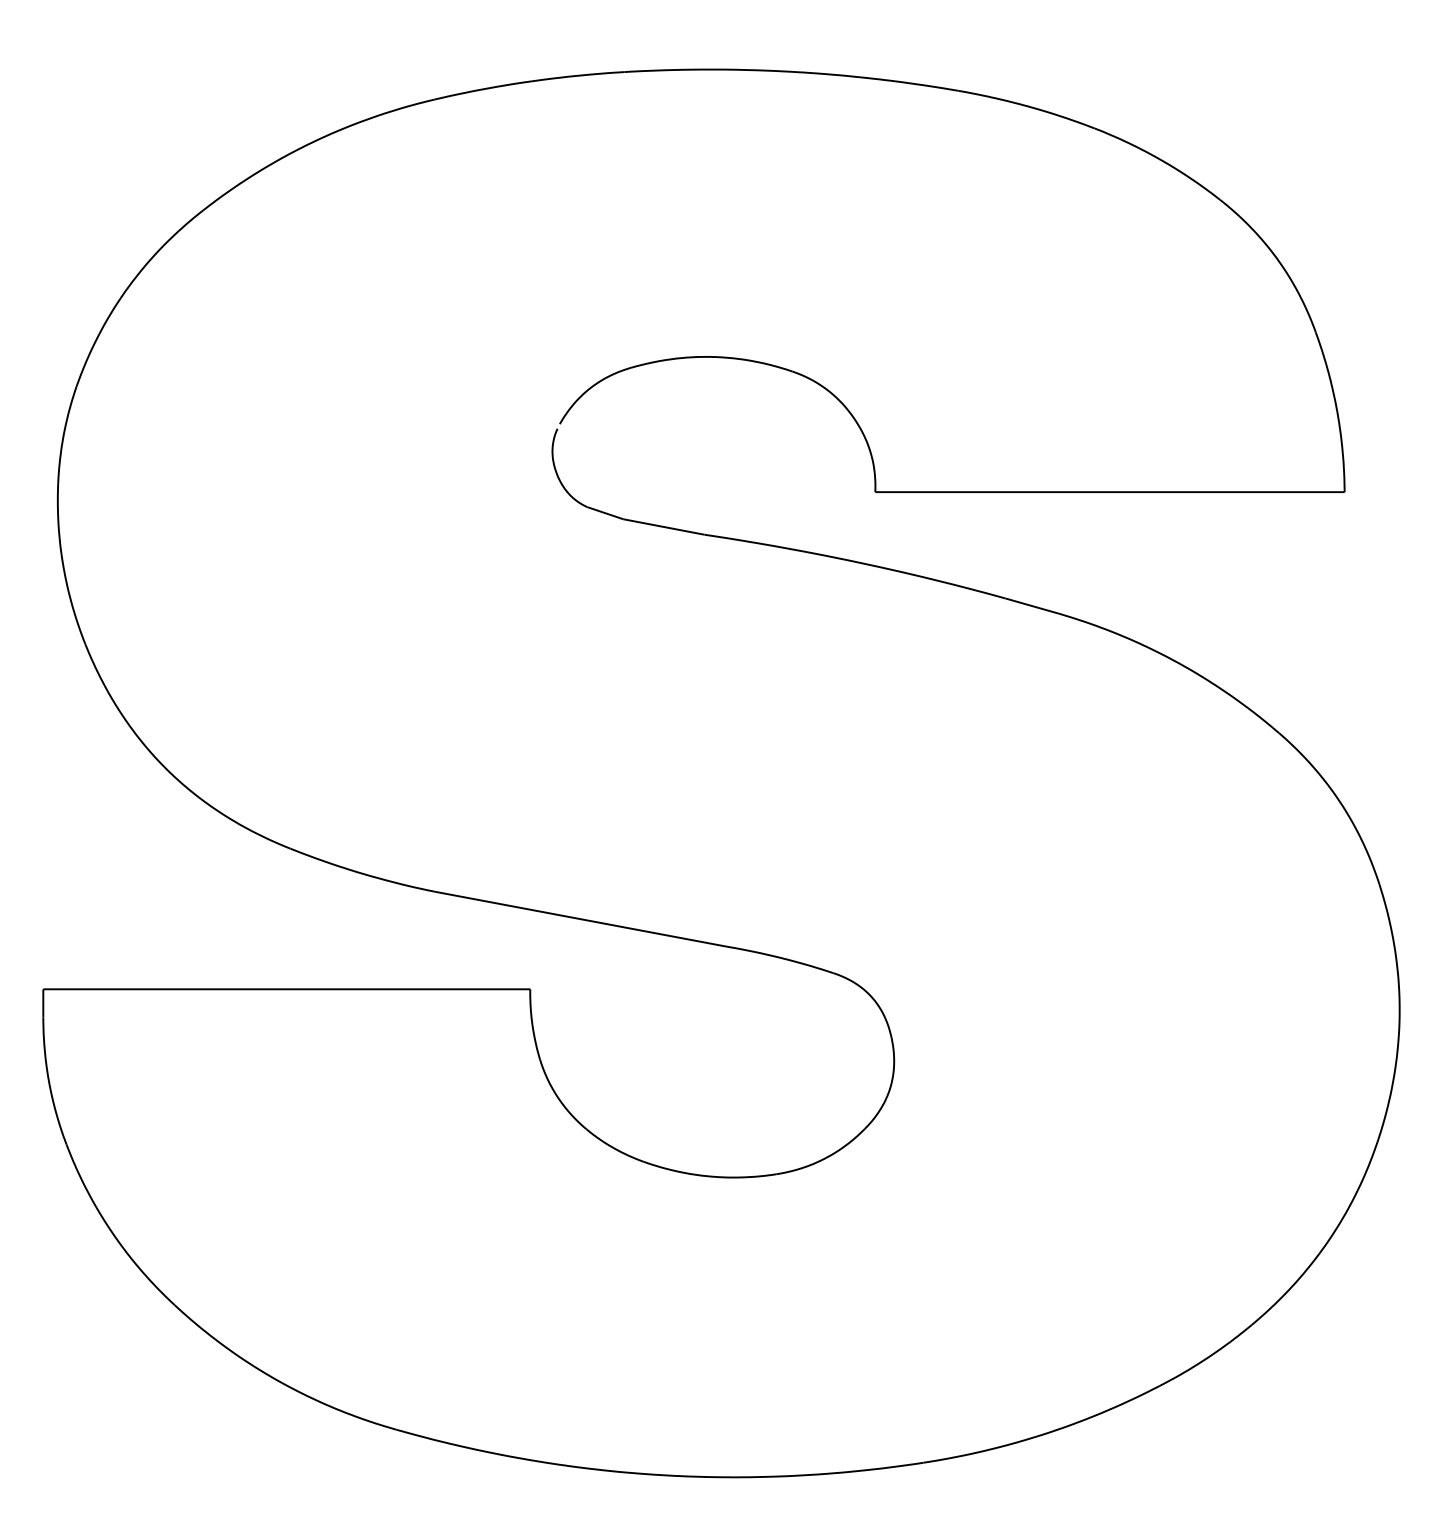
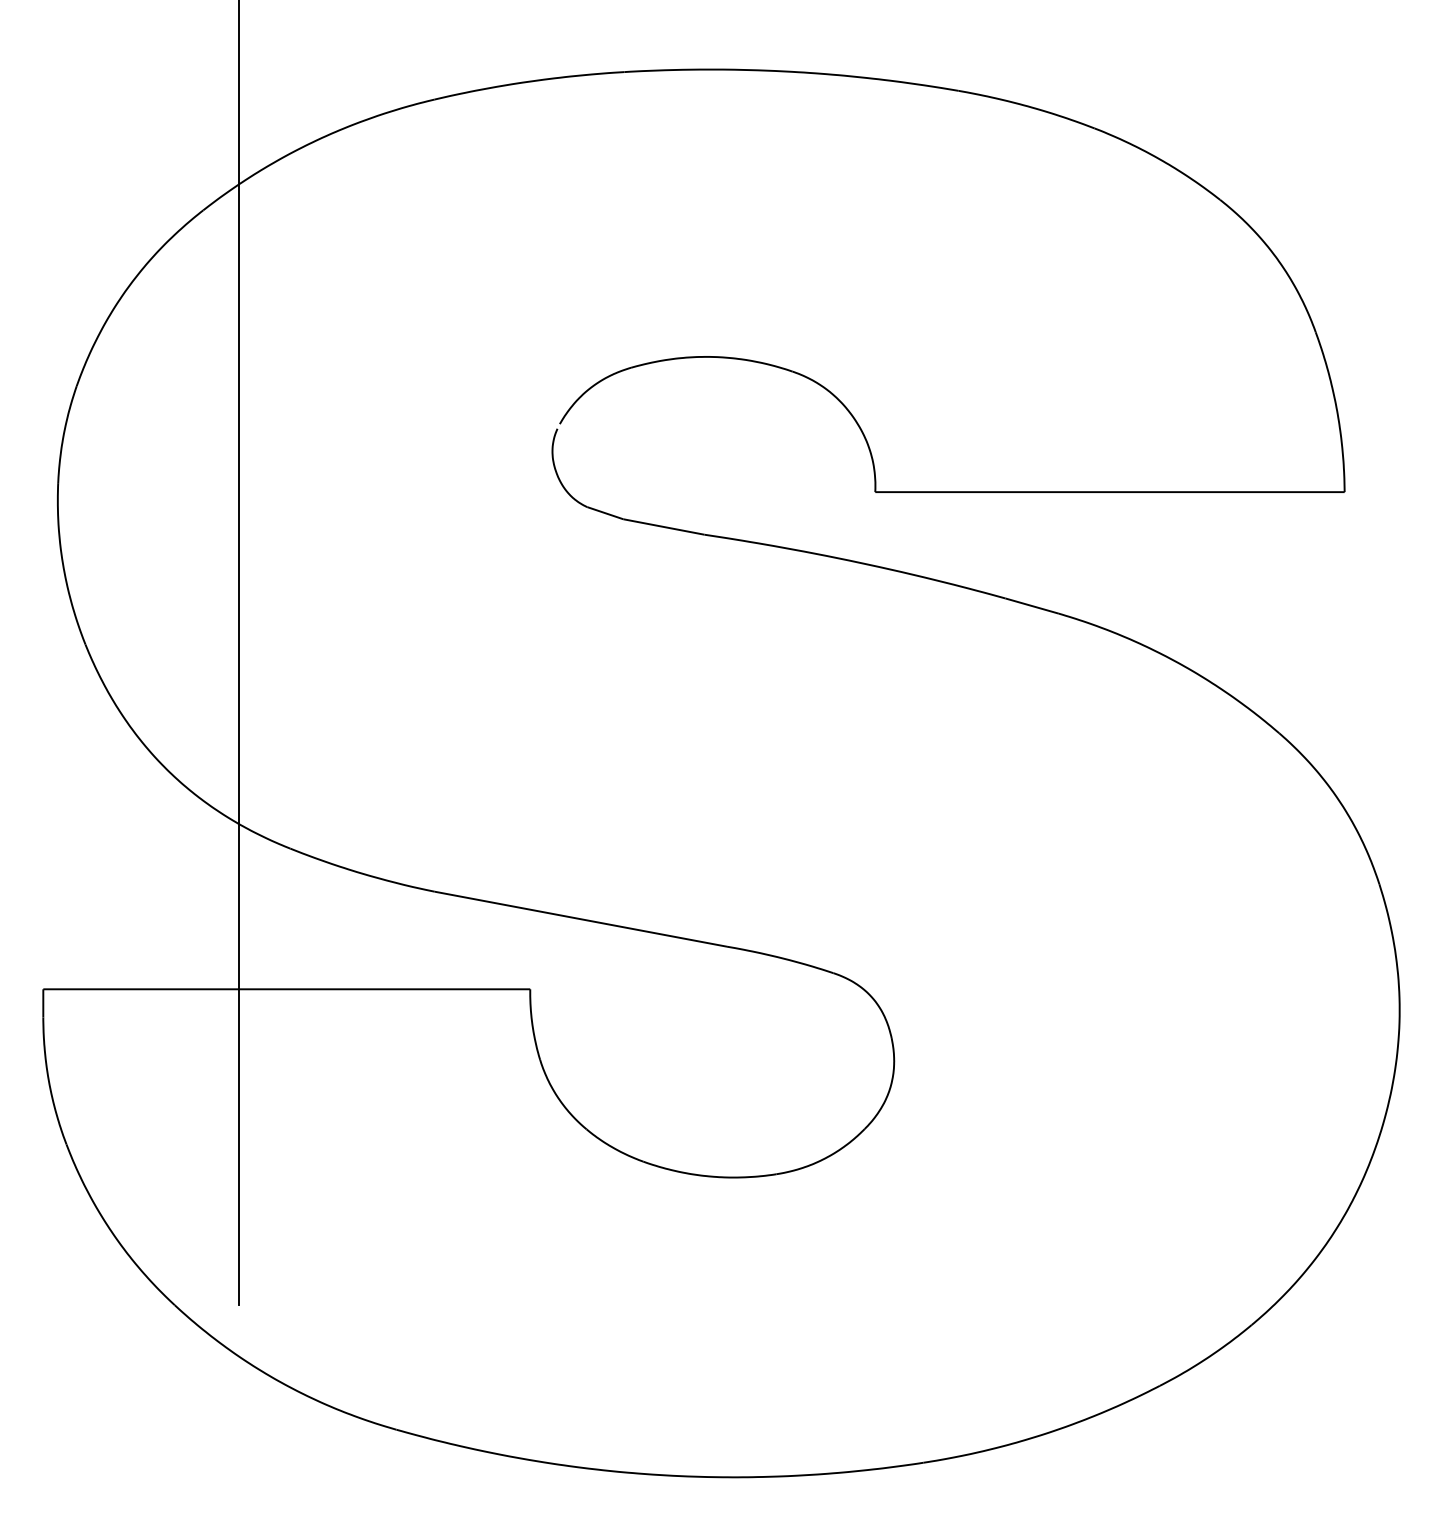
line: none -> present (238, 653)
